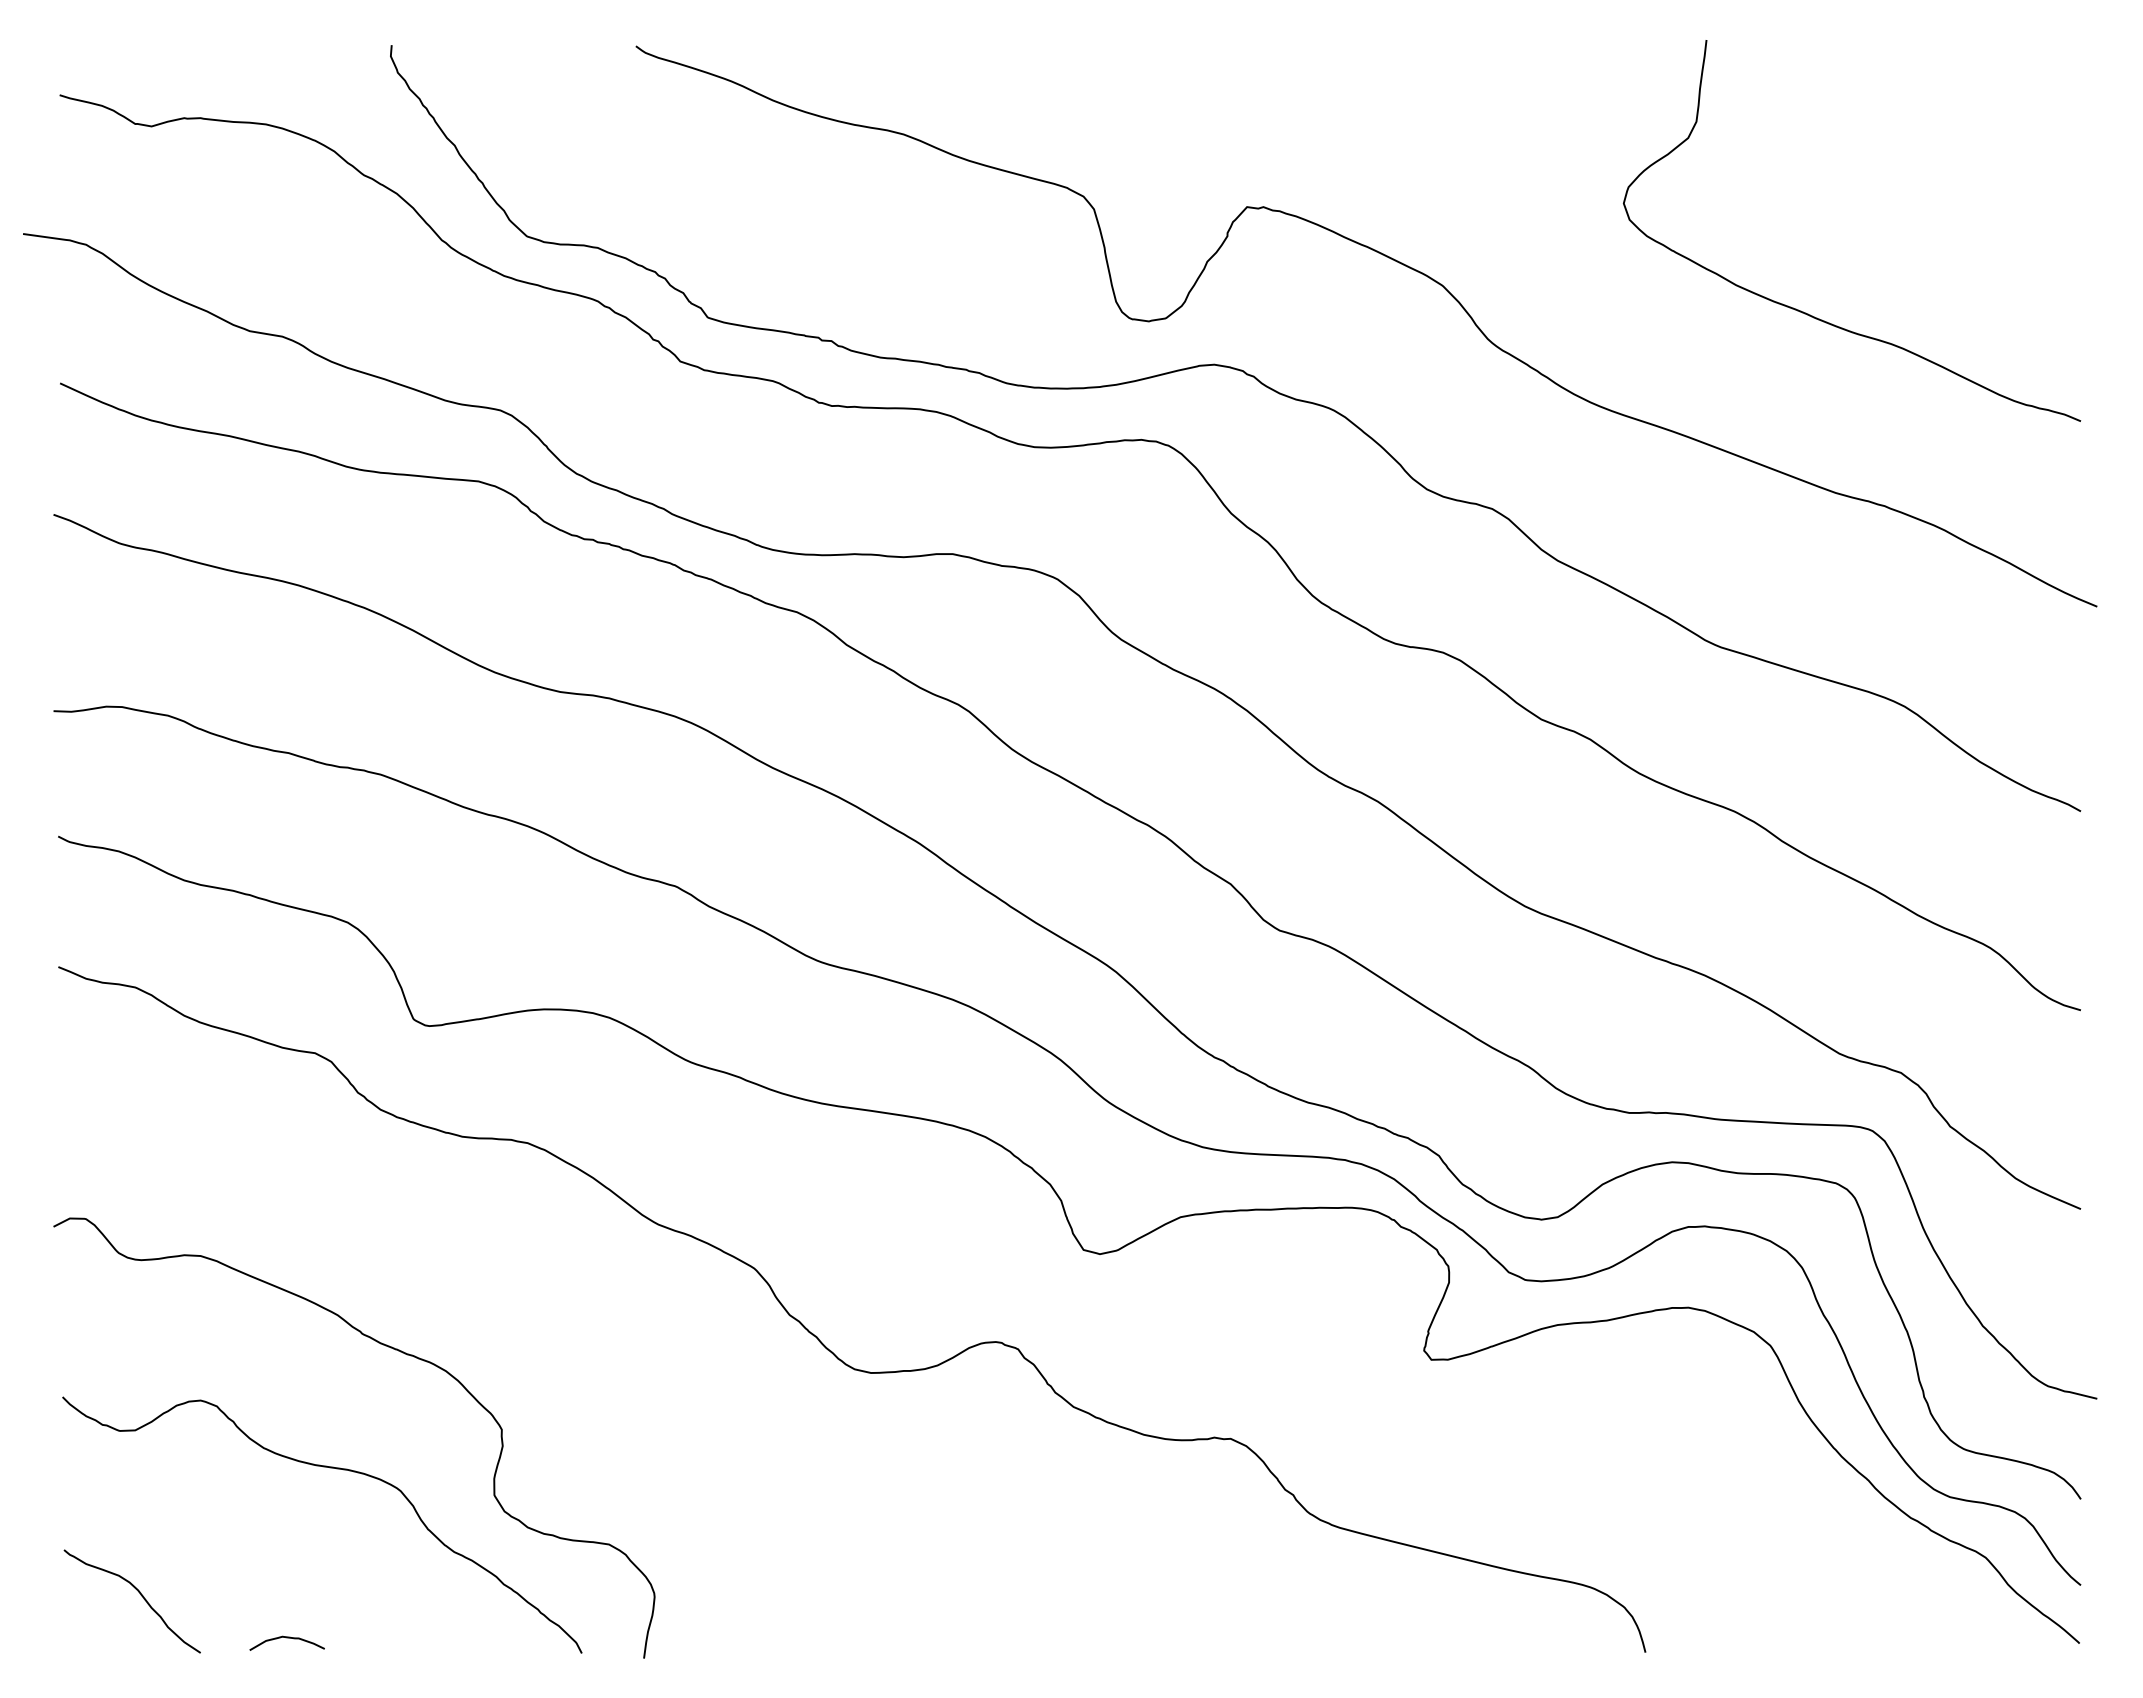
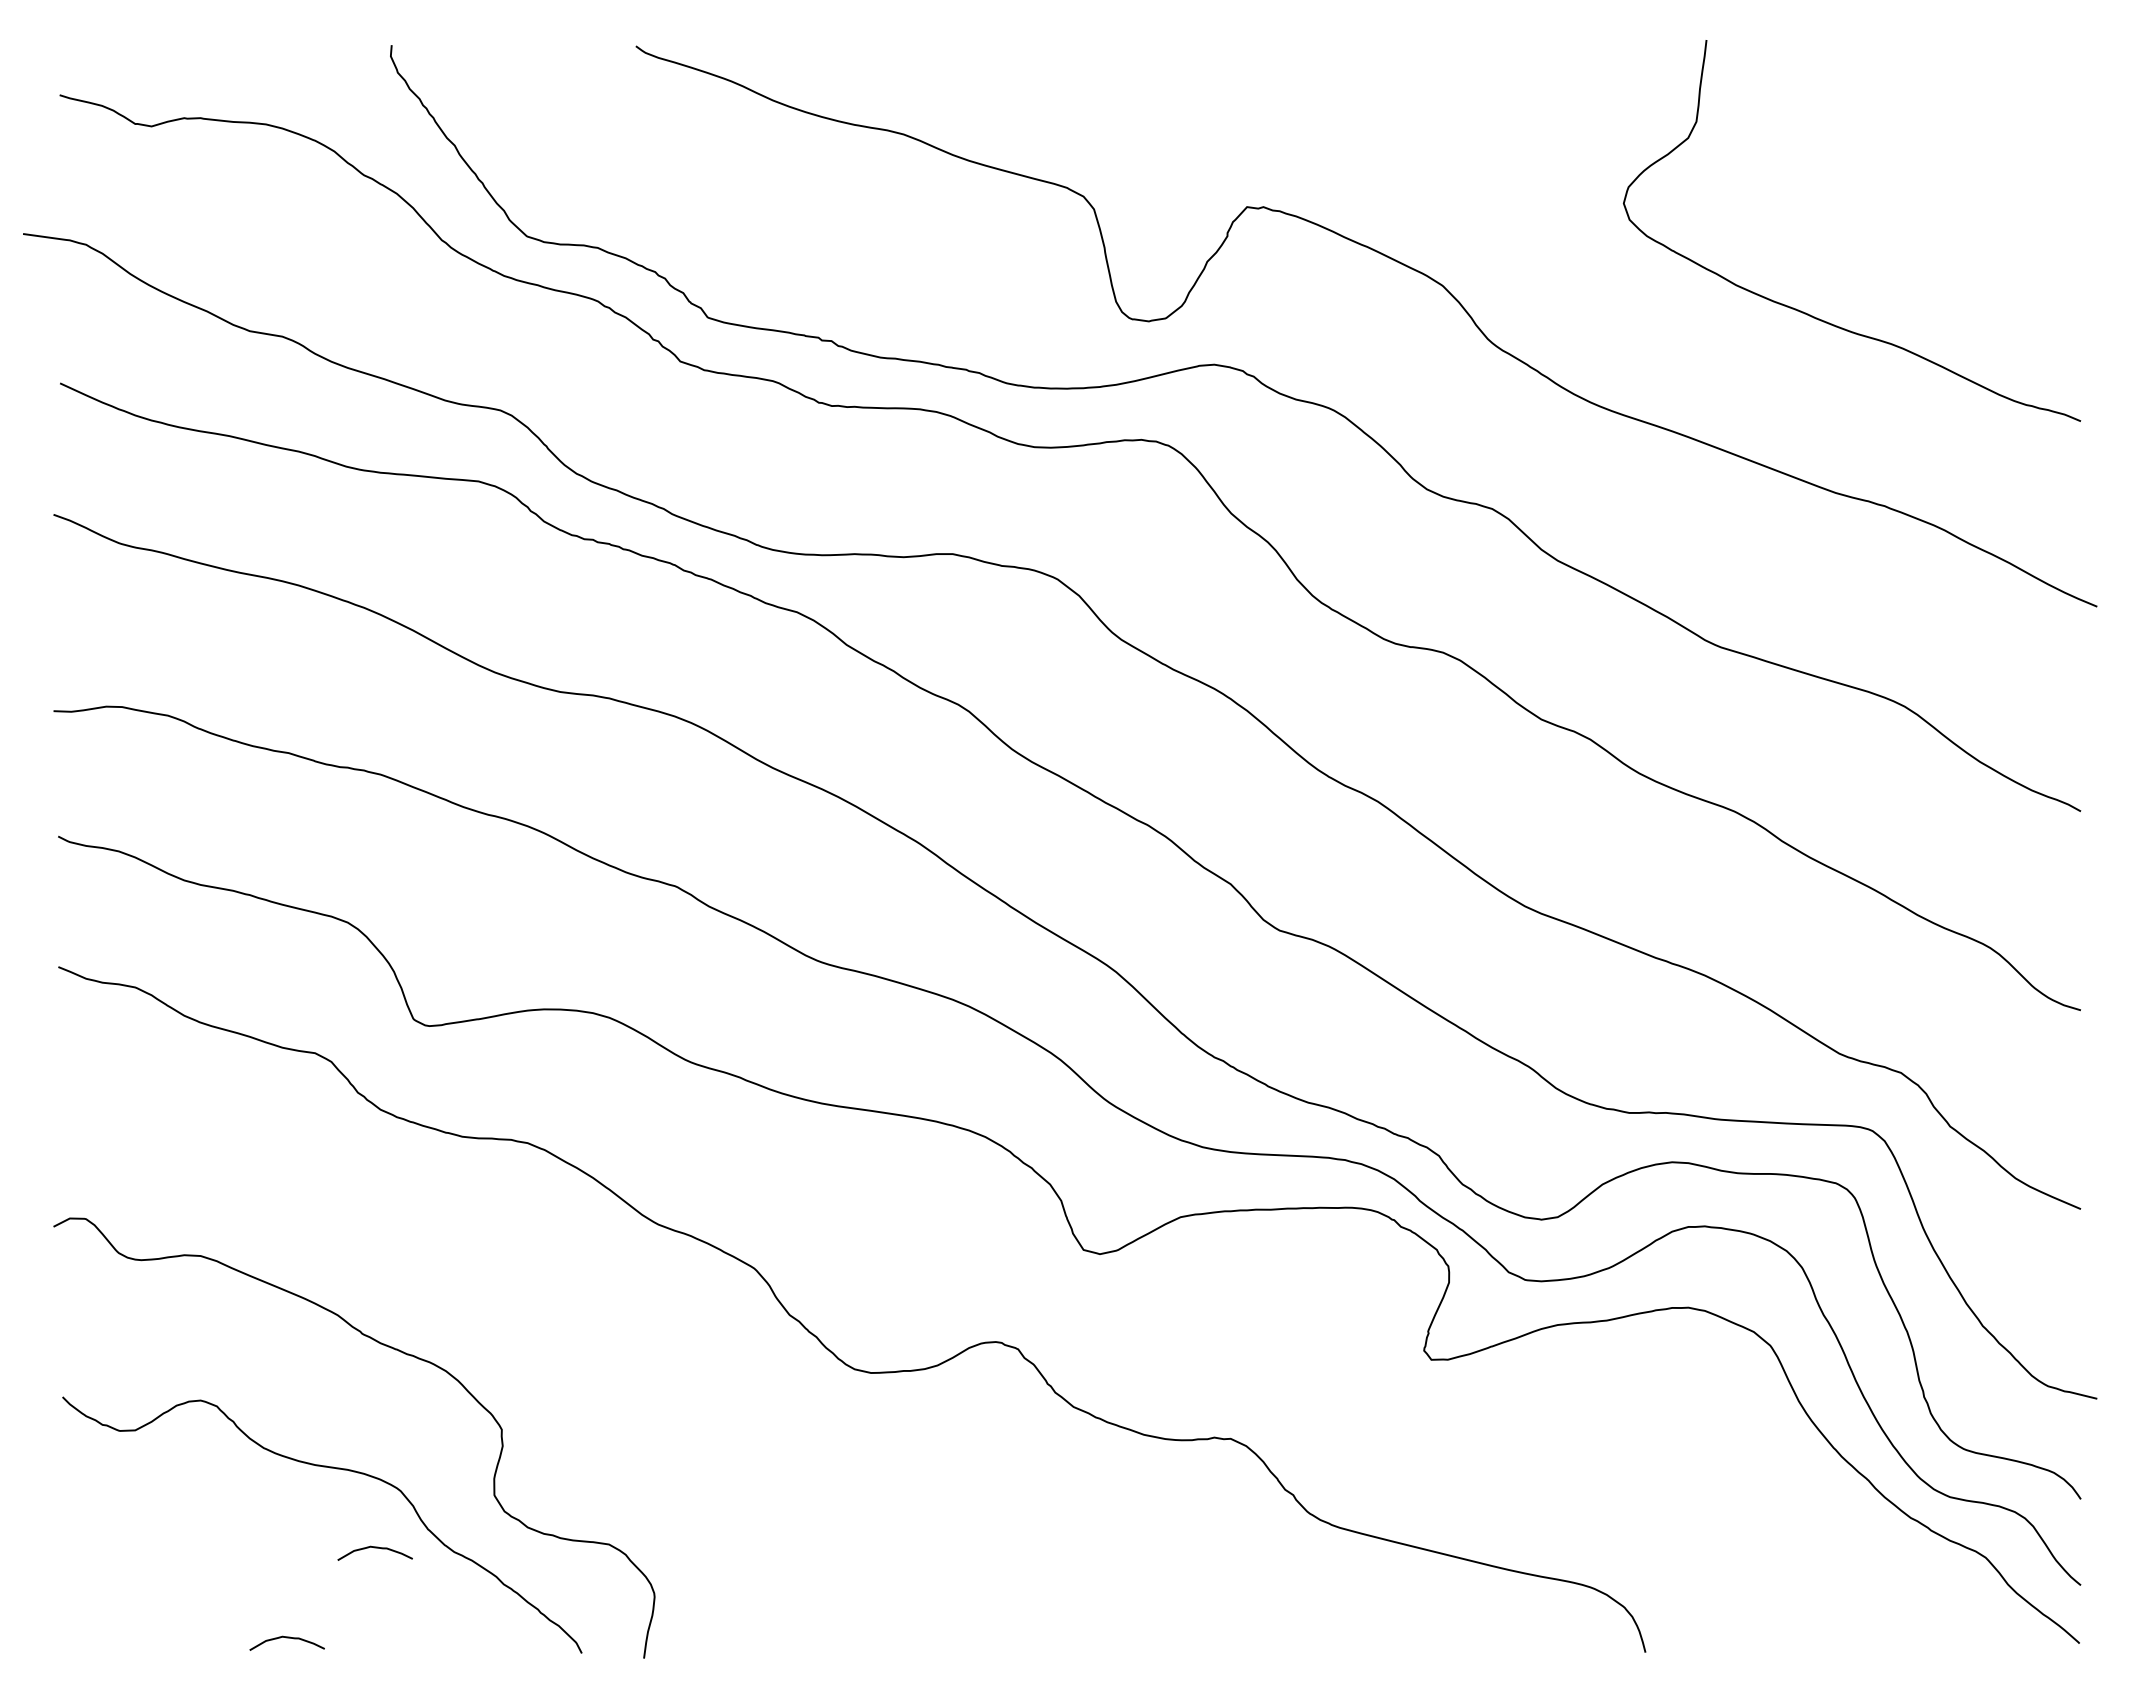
curve: none -> present (374, 1548)
curve: present -> none (140, 1595)
